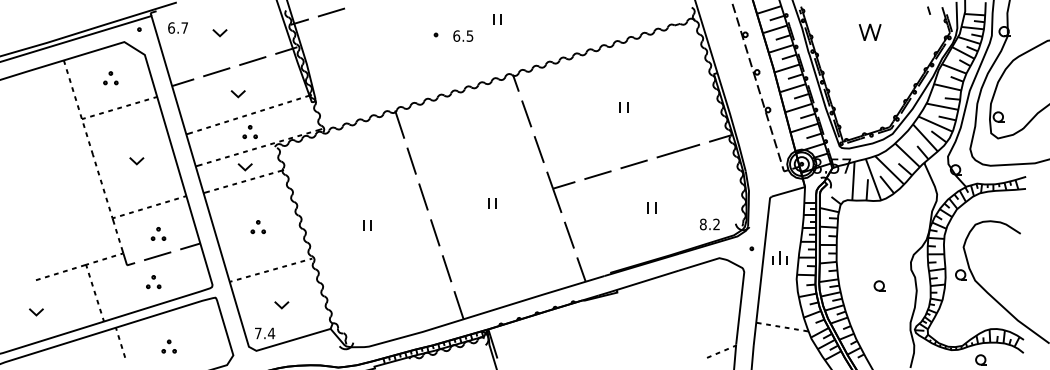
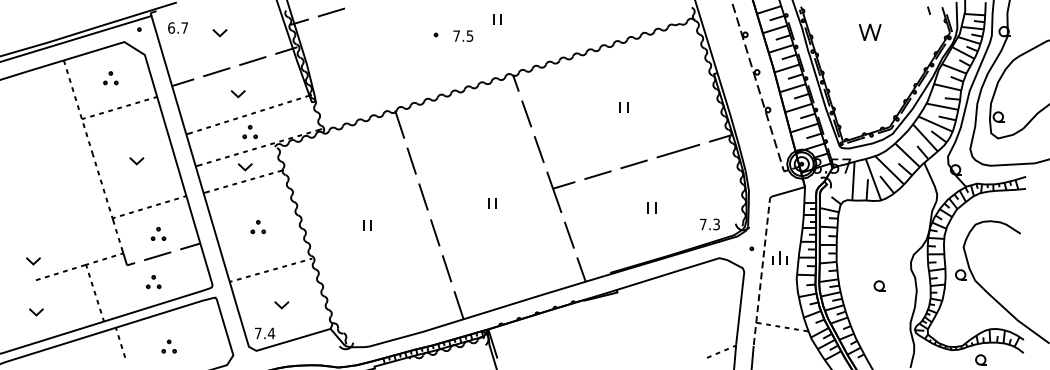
text: 6.5 -> 7.5 (456, 35)
text: 8.2 -> 7.3 (709, 224)
part: none -> present (33, 261)
line: solid -> dashed (762, 270)
